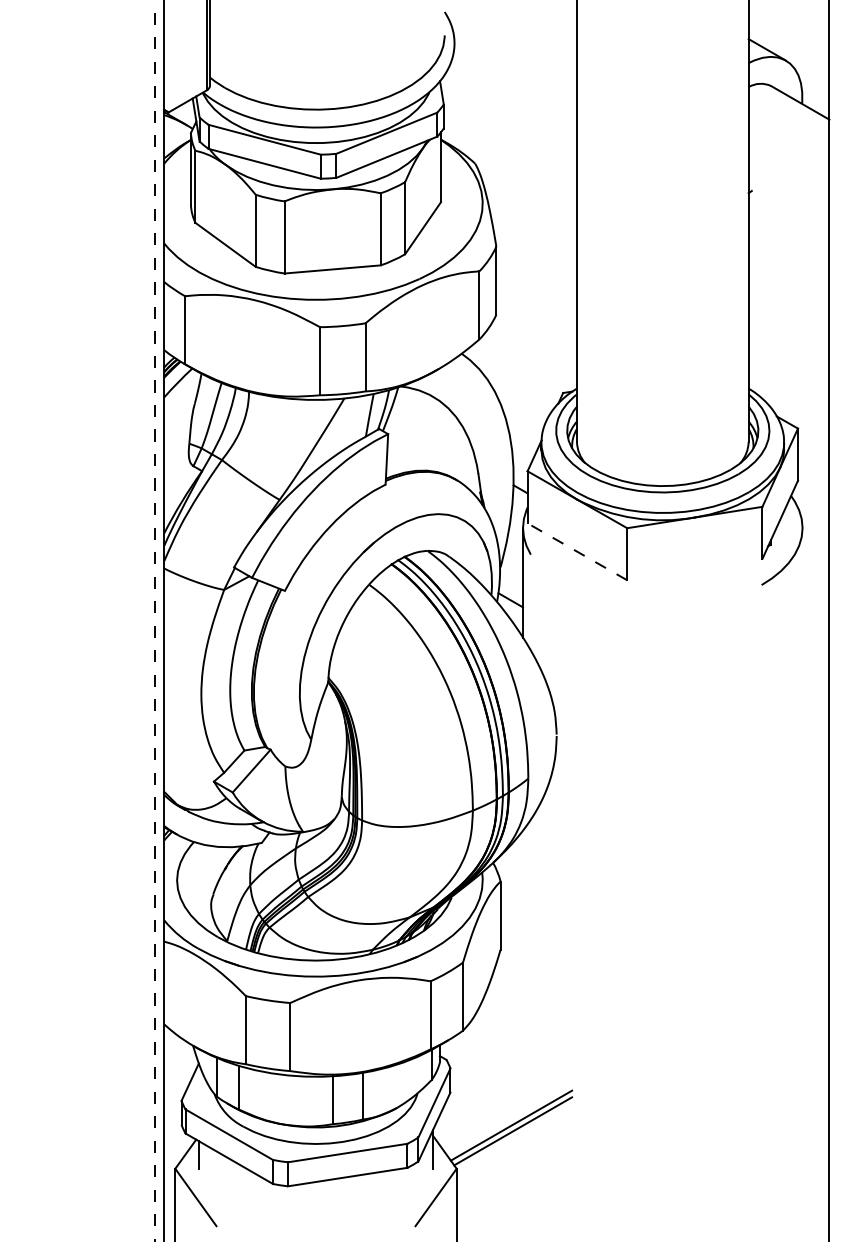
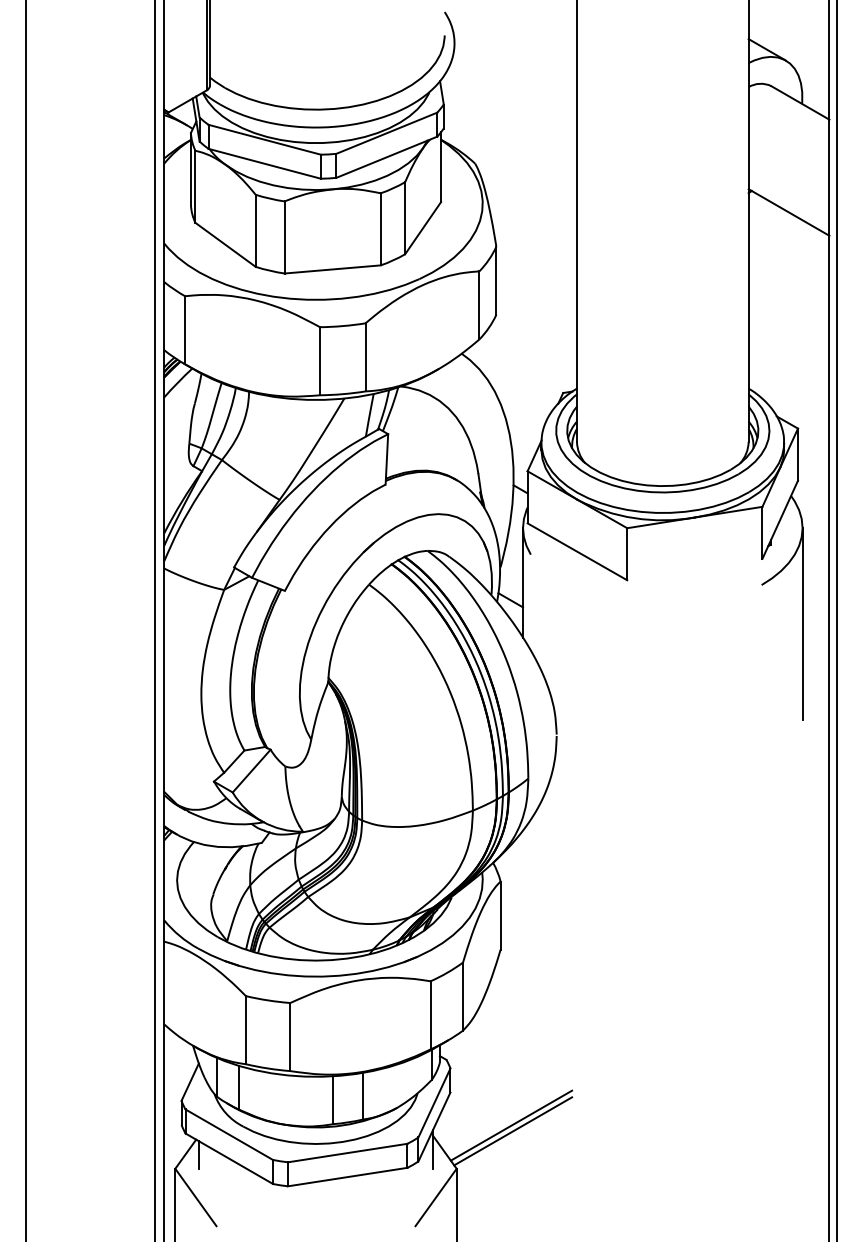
line: none -> present (788, 212)
line: dashed -> solid (577, 551)
line: none -> present (26, 620)
line: dashed -> solid (155, 620)
line: none -> present (836, 620)
line: none -> present (802, 624)
